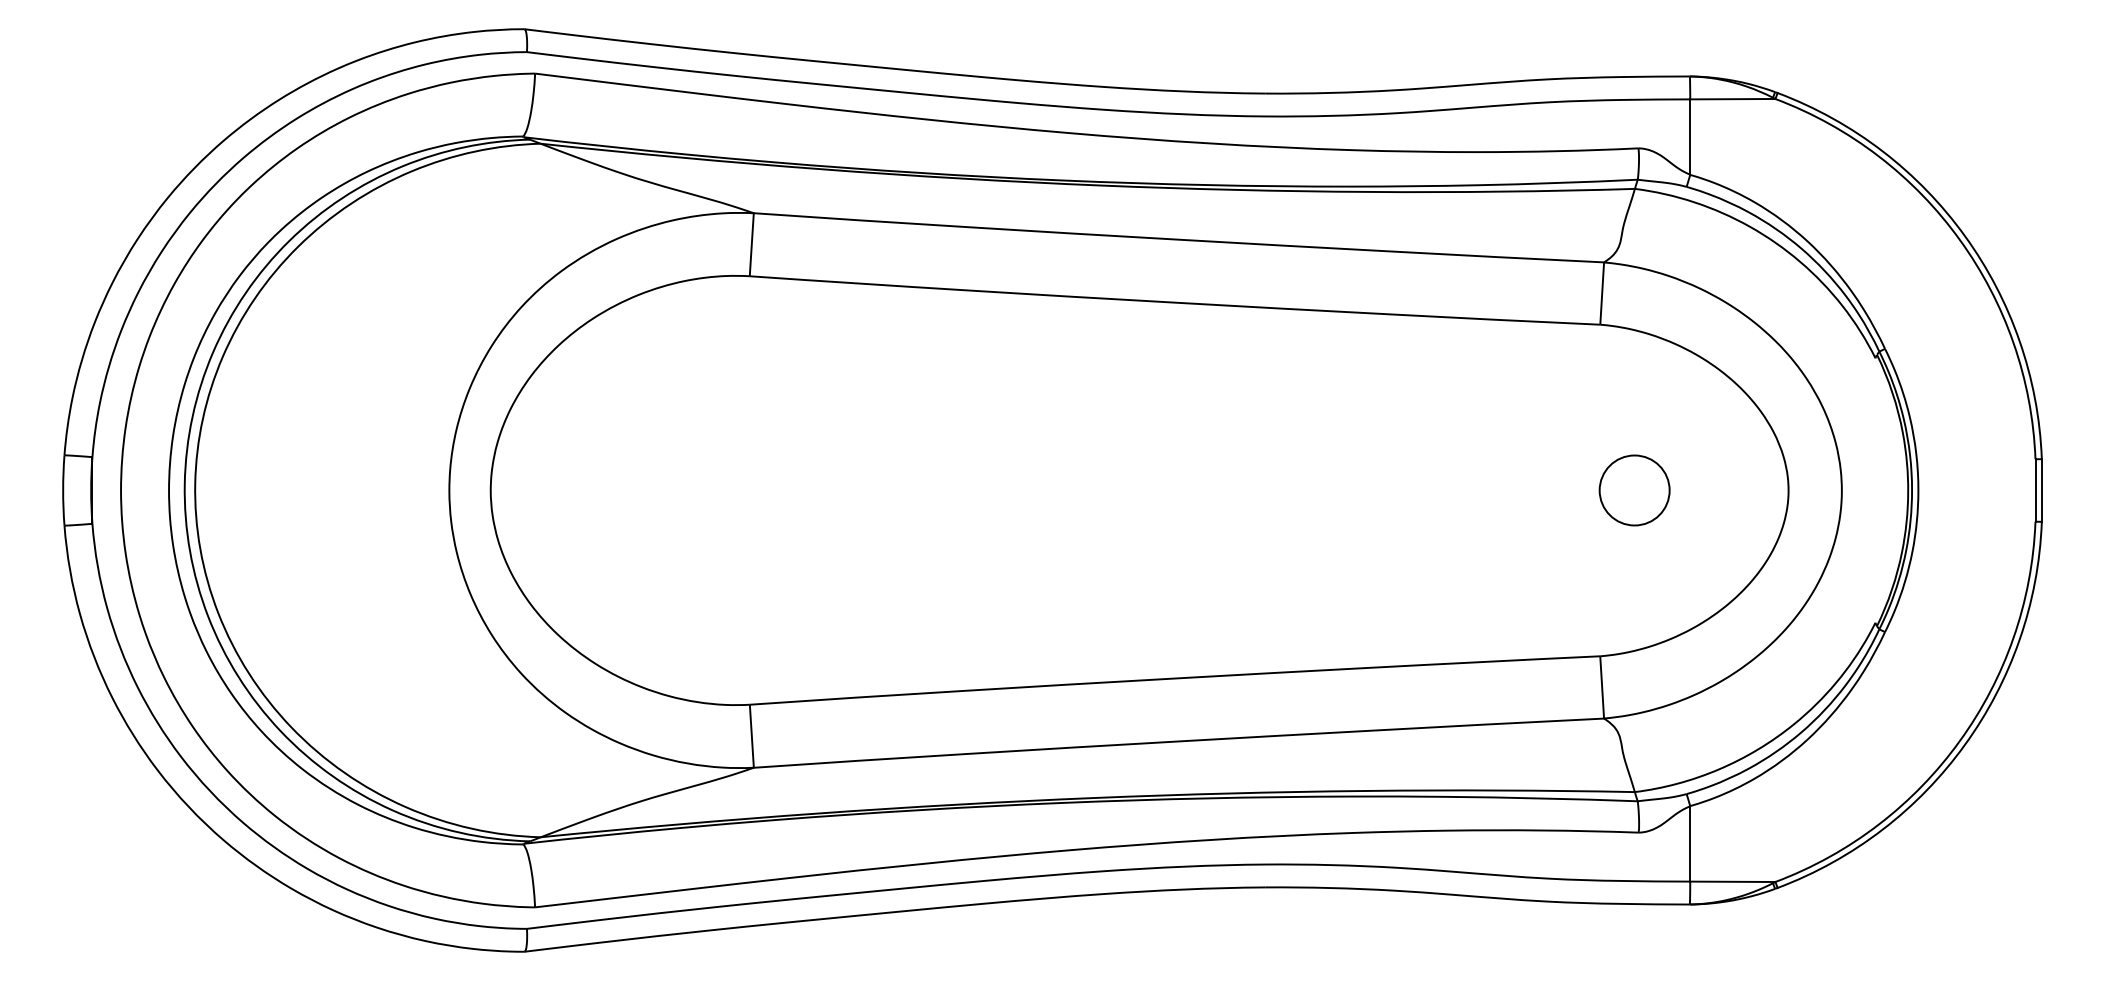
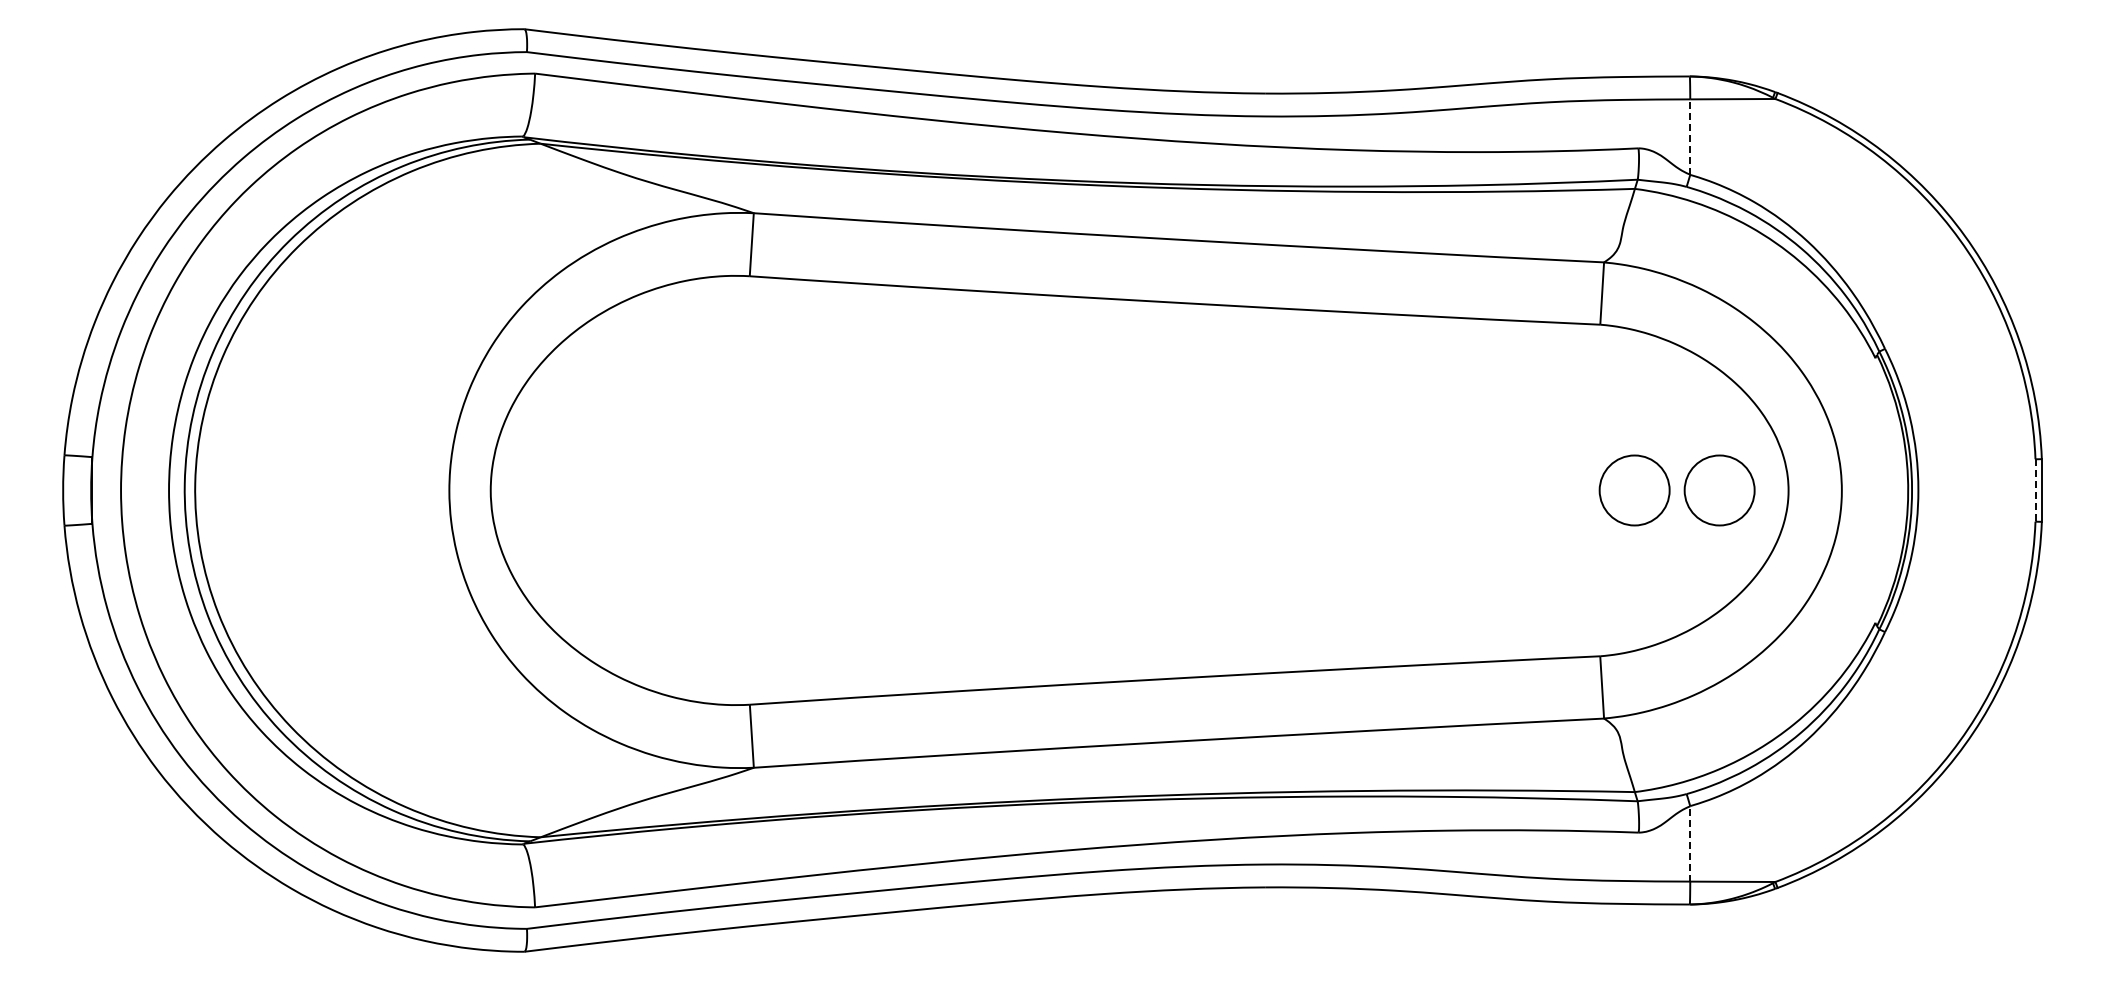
line: solid -> dashed (1690, 137)
circle: none -> present (1719, 490)
line: solid -> dashed (2035, 491)
line: solid -> dashed (1690, 843)
